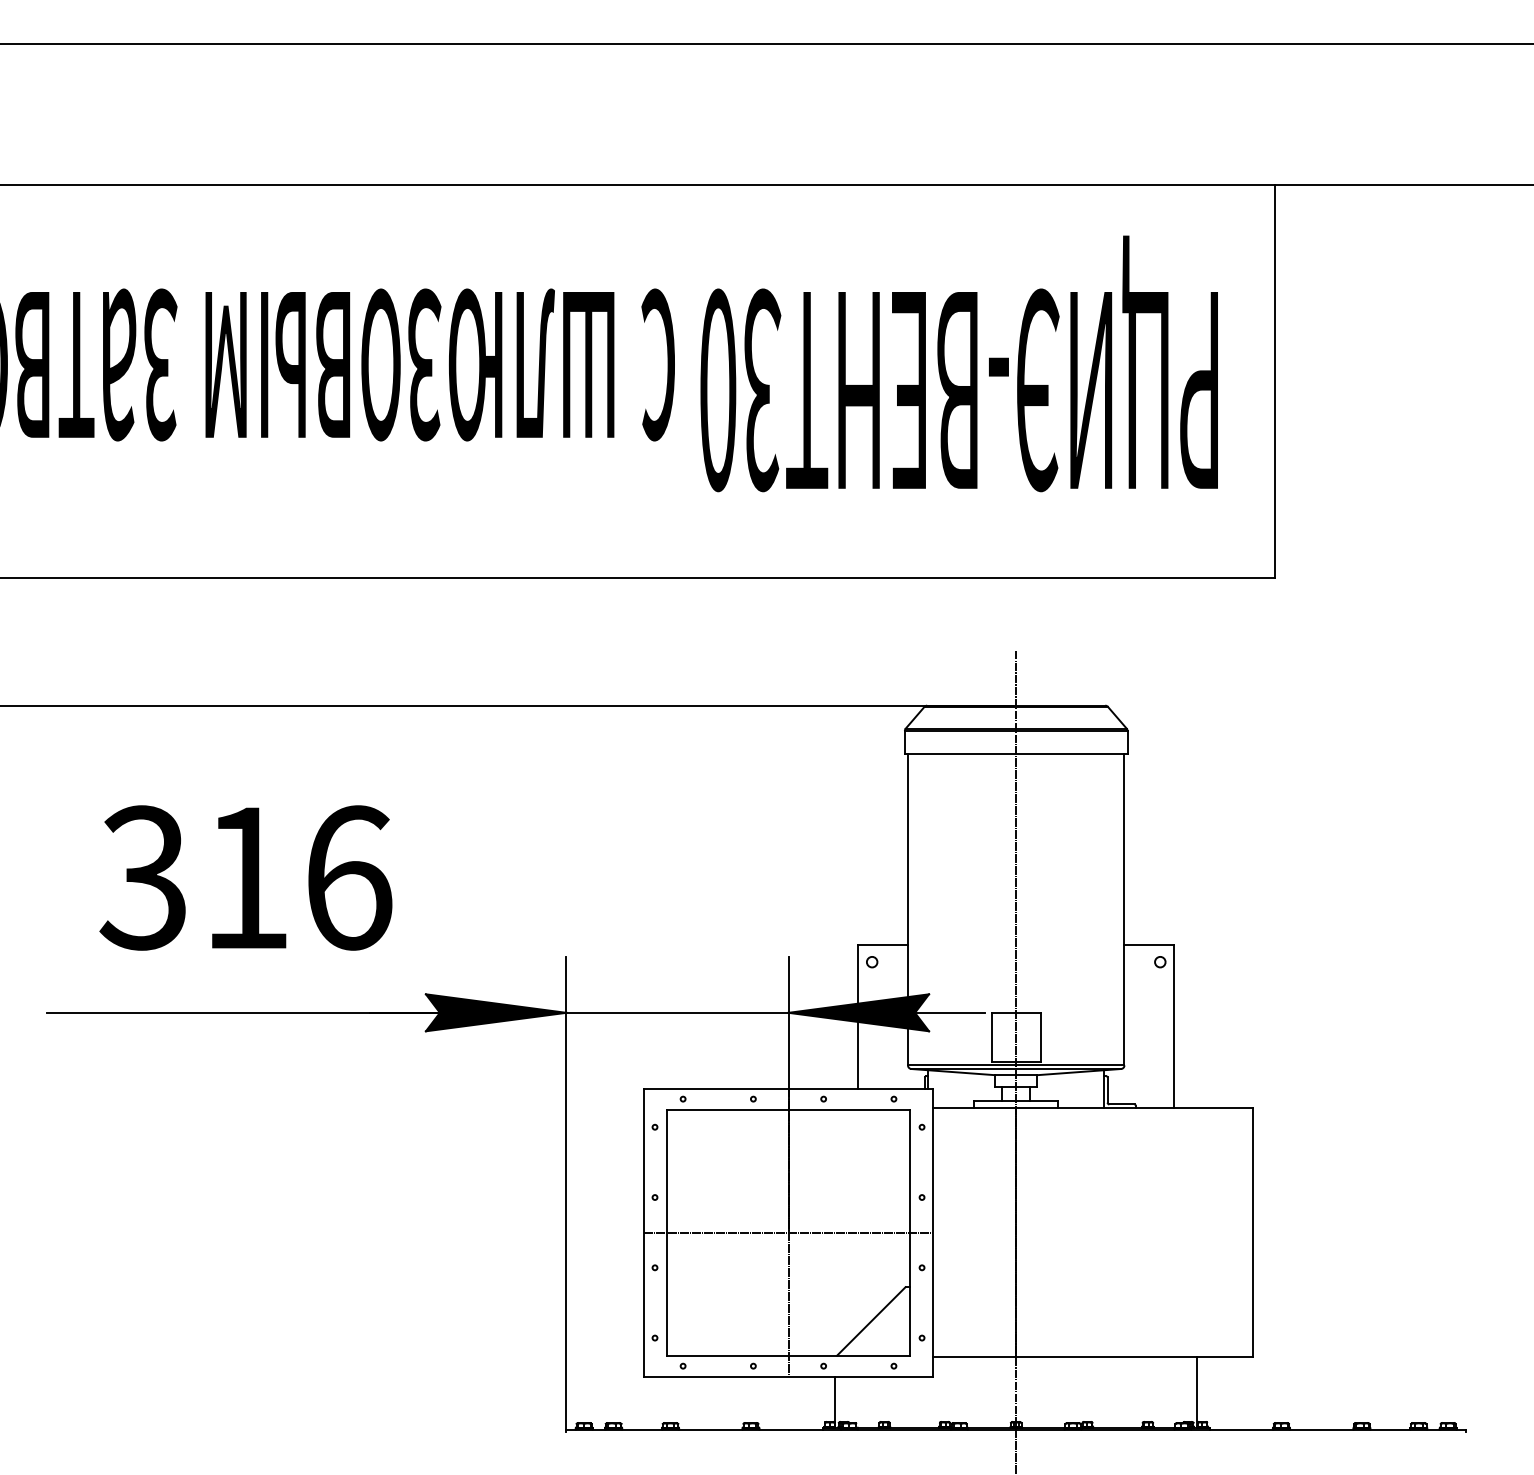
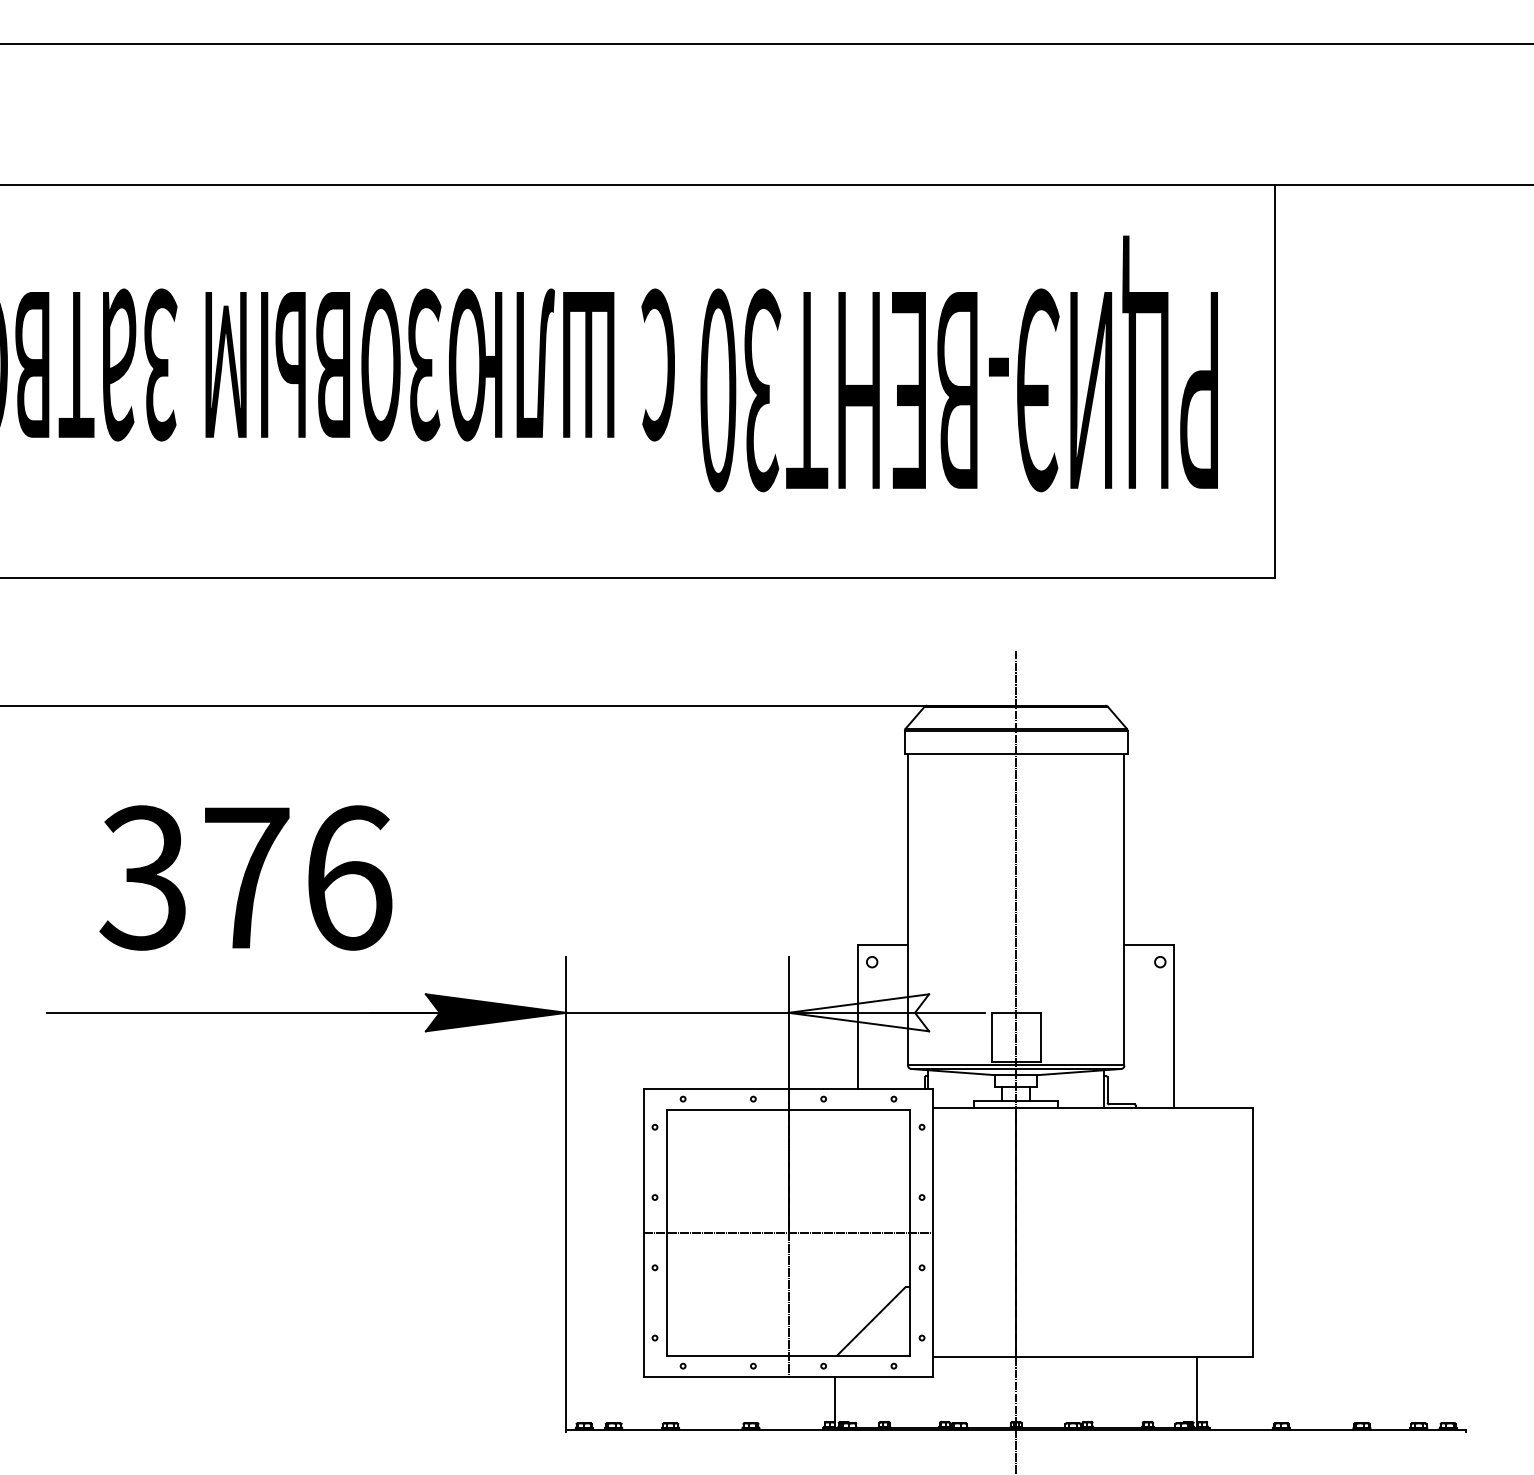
text: 316 -> 376 (247, 877)
fill: present -> none (858, 1012)
